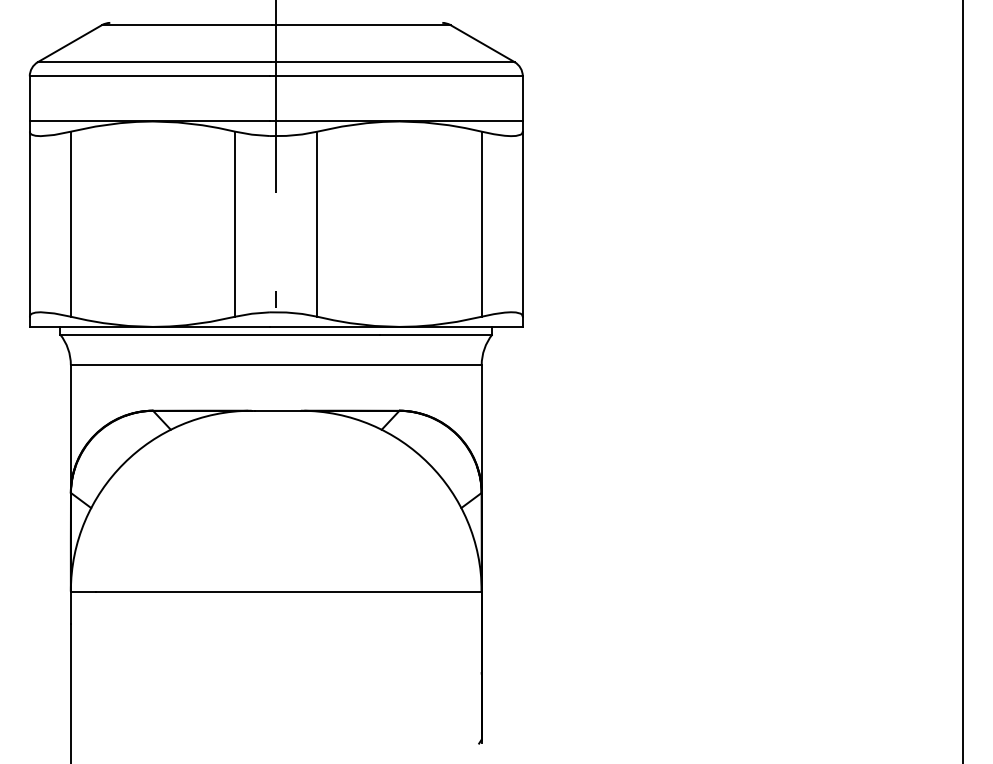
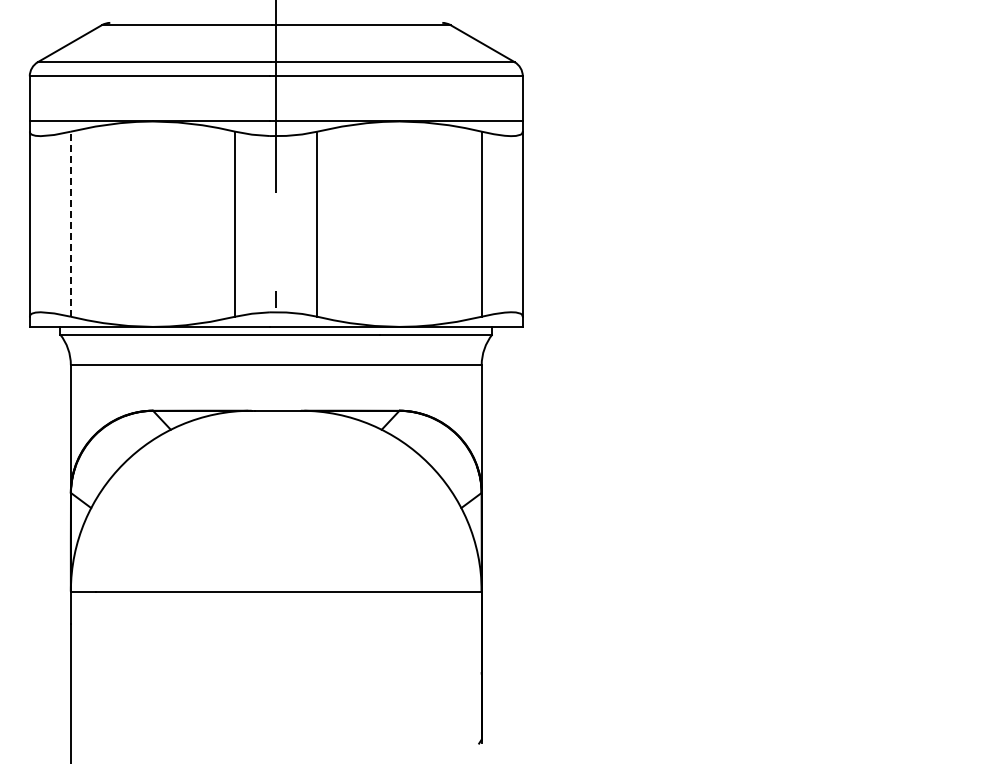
line: solid -> dashed (70, 224)
line: present -> none (963, 381)
